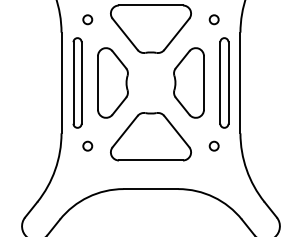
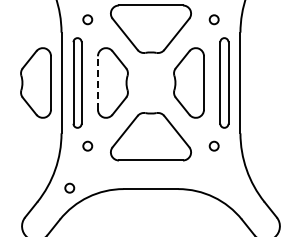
part: none -> present (35, 82)
line: solid -> dashed (97, 82)
circle: none -> present (69, 187)
